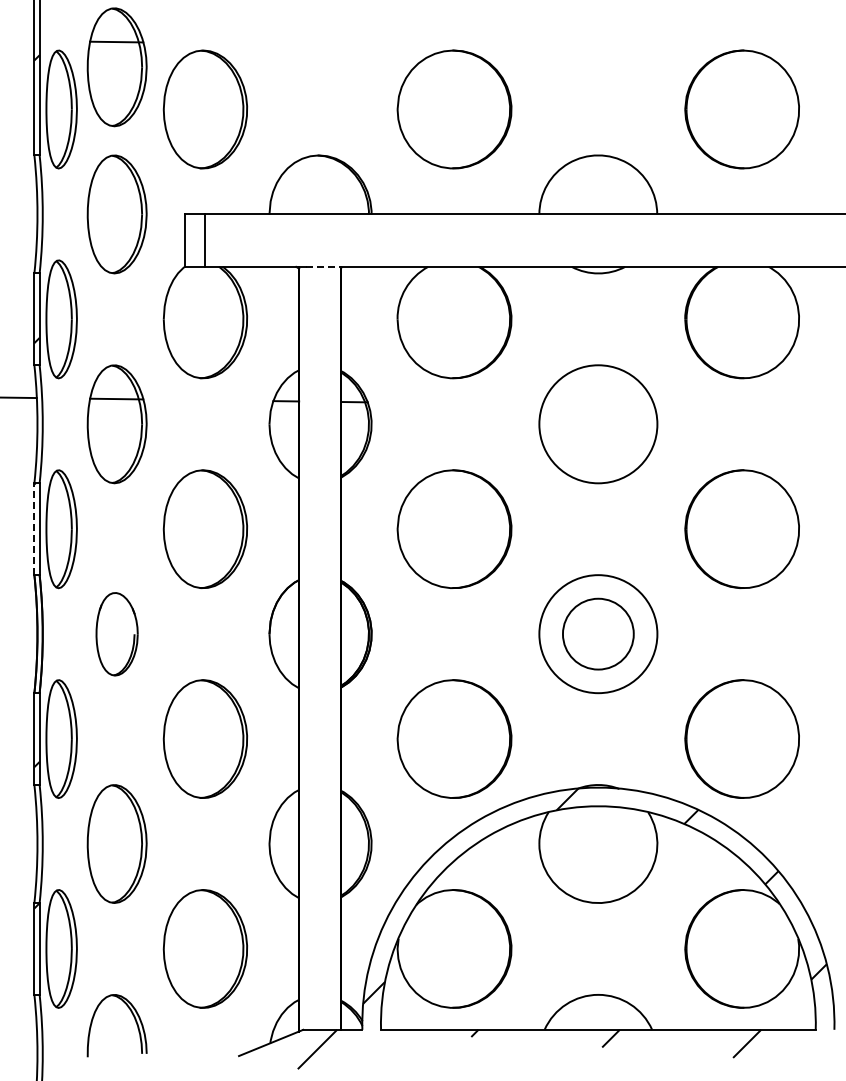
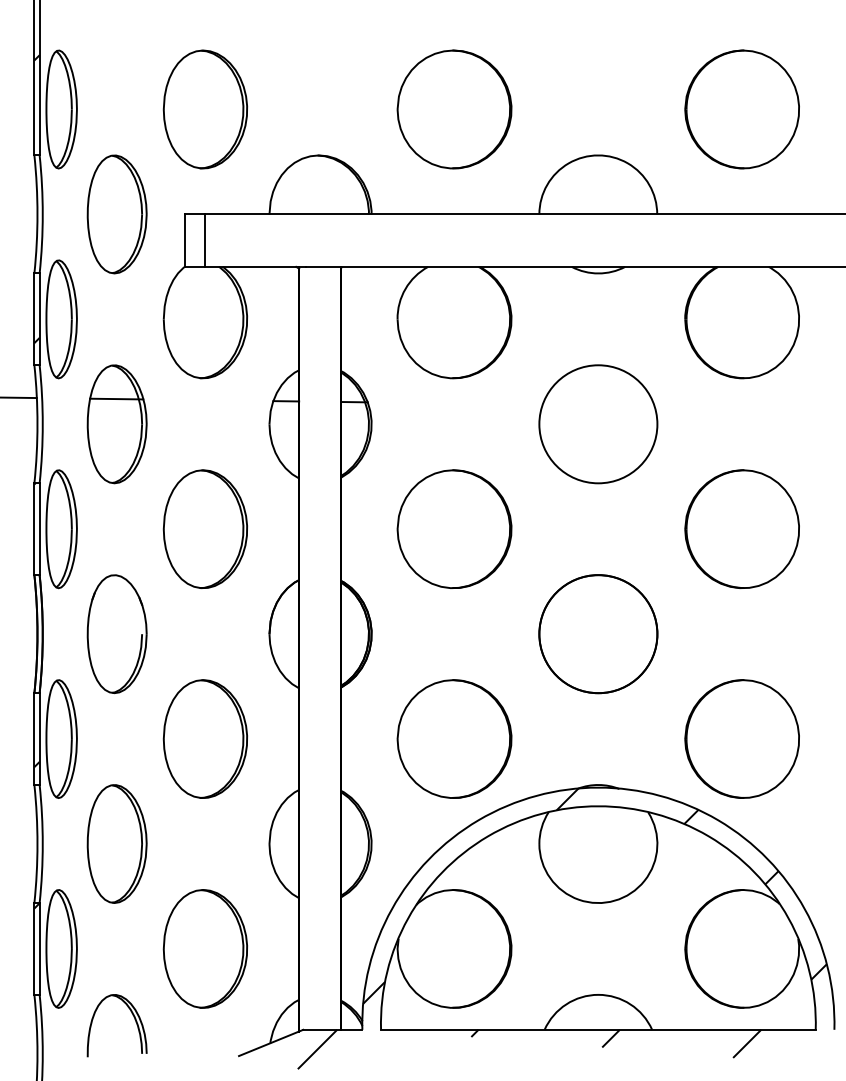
part: present -> none (116, 67)
line: dashed -> solid (323, 266)
line: dashed -> solid (34, 529)
circle diameter: 71 px -> 118 px (598, 634)
part size: 44x85 px -> 62x121 px (116, 634)
